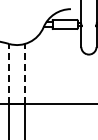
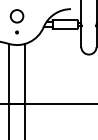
part: none -> present (16, 21)
line: dashed -> solid (9, 73)
line: dashed -> solid (24, 73)
